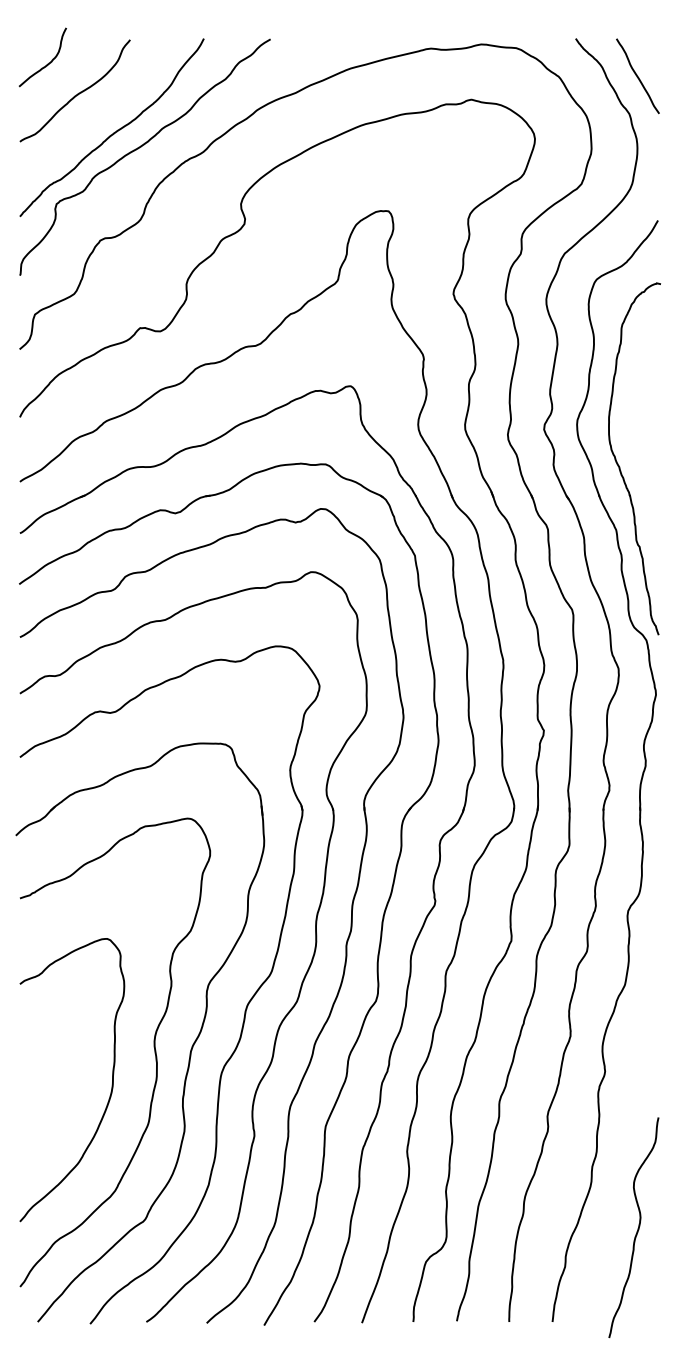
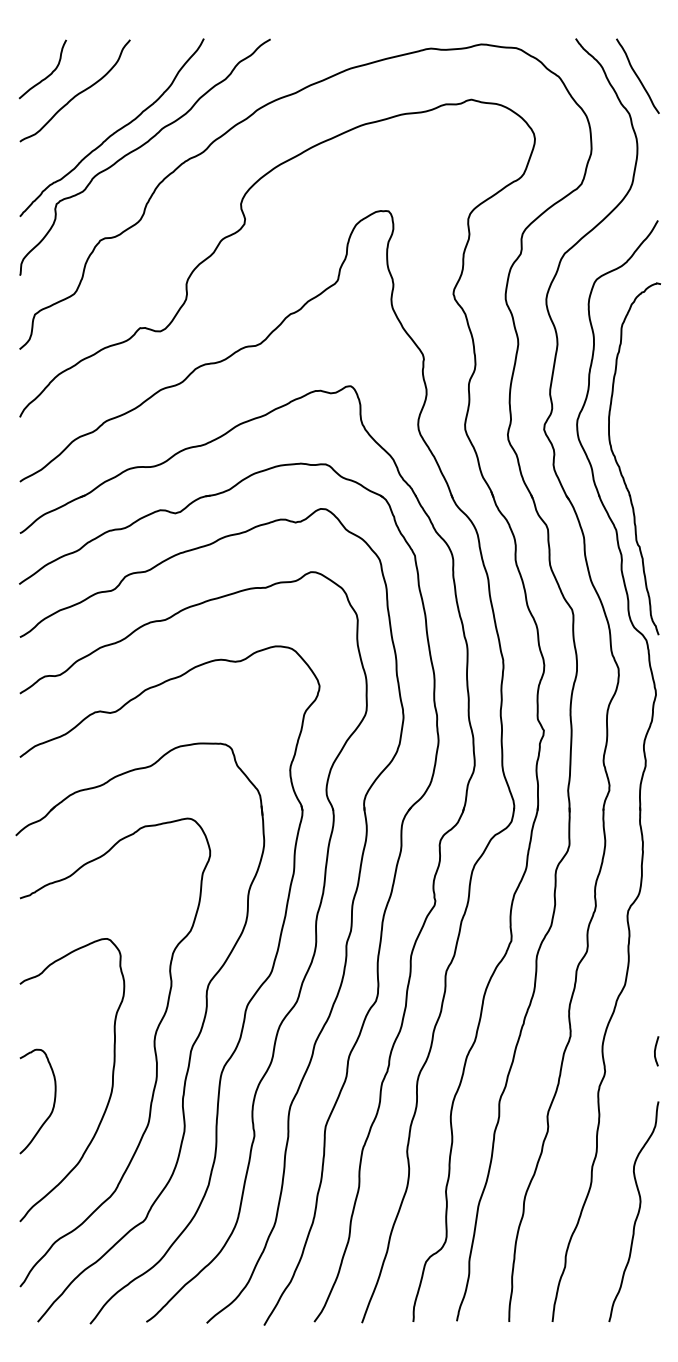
curve position: (47, 63) -> (47, 75) (47, 75)
curve: none -> present (655, 1051)
curve: none -> present (53, 1101)
curve position: (637, 1228) -> (637, 1212) (637, 1212)
